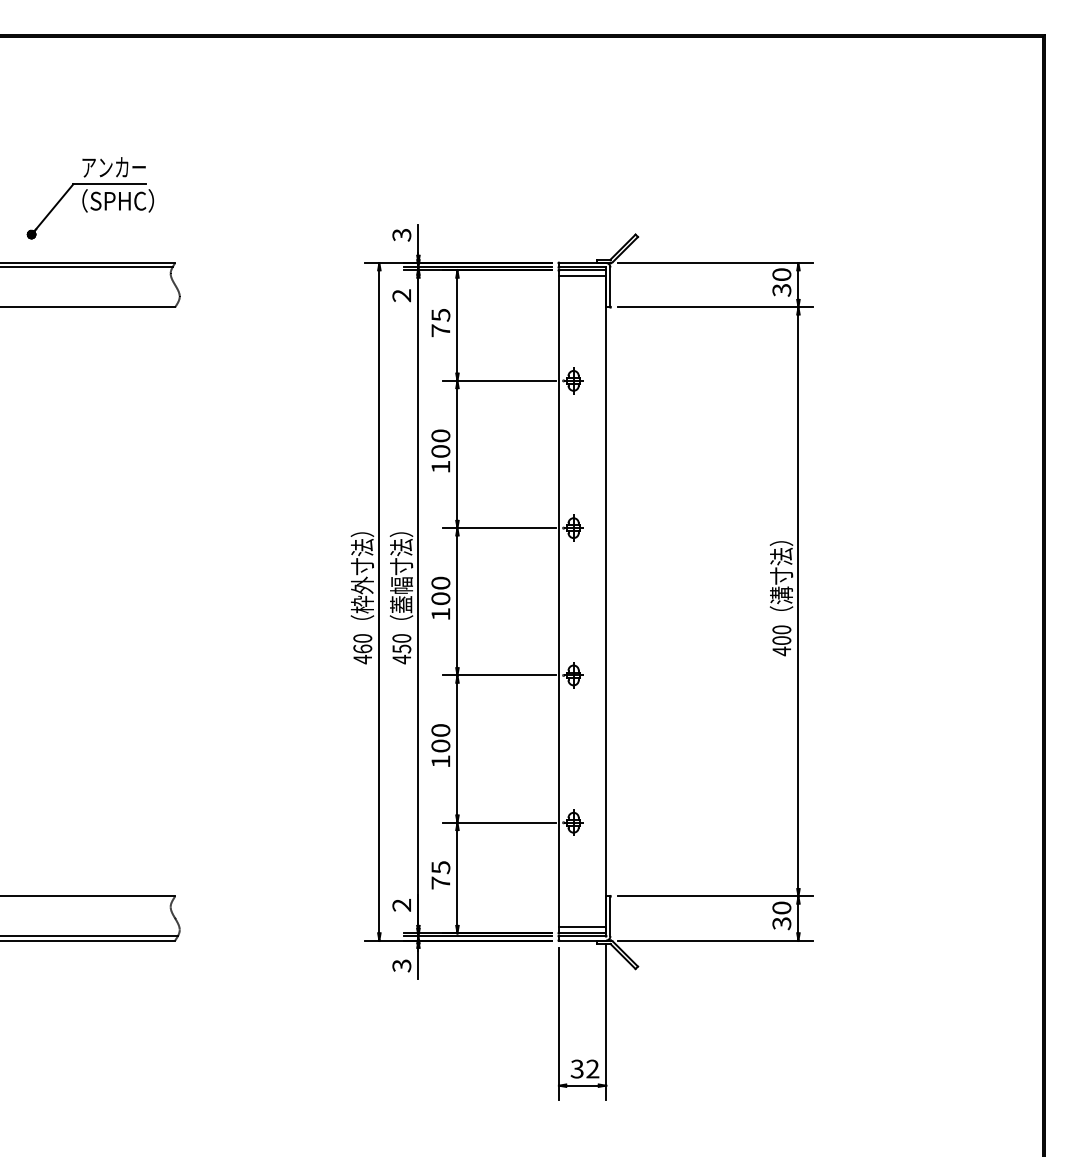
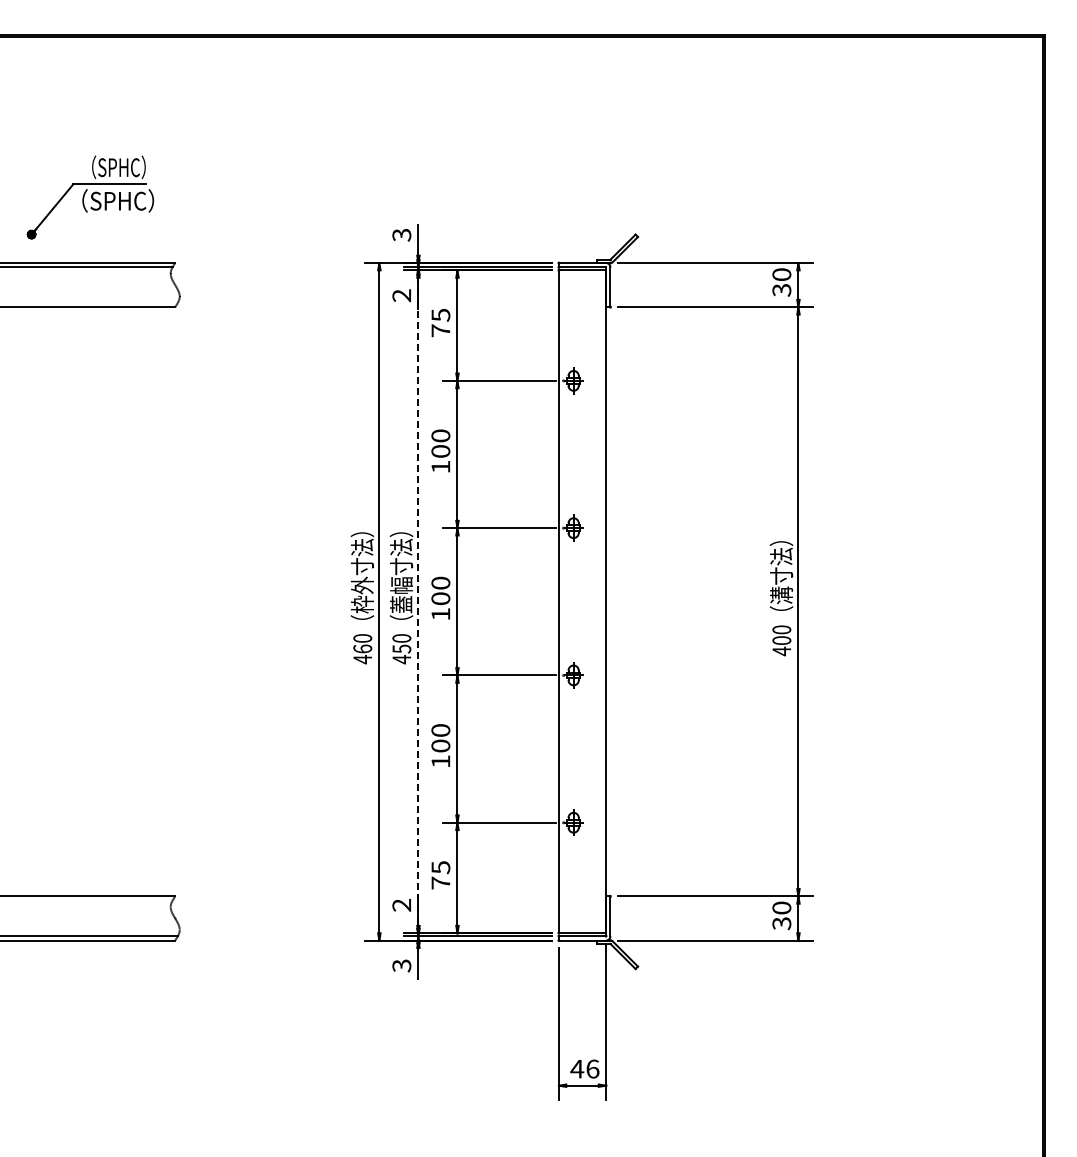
text: アンカー -> （SPHC） (113, 166)
line: present -> none (582, 276)
line: solid -> dashed (418, 602)
line: present -> none (582, 927)
text: 32 -> 46 (584, 1068)
